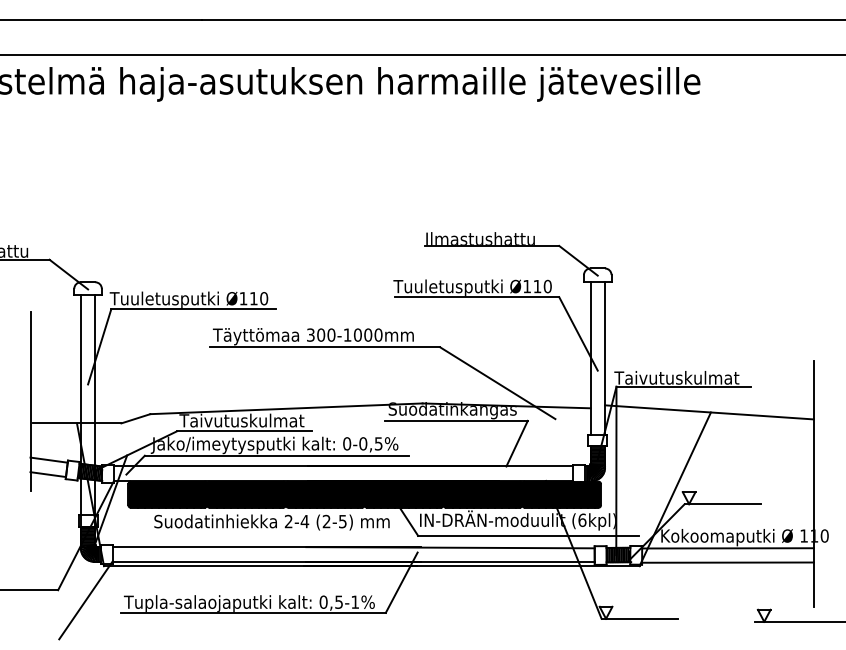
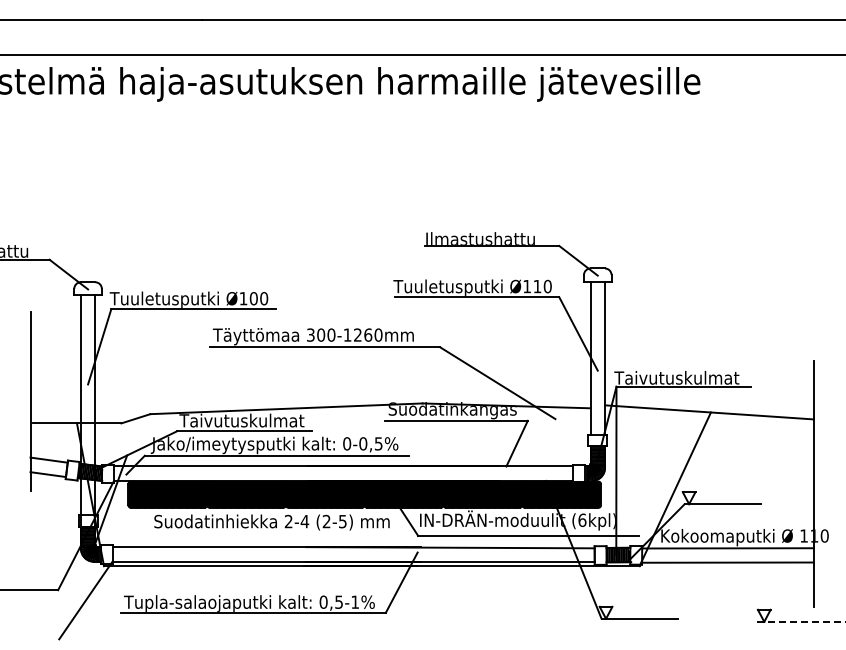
text: Ø110 -> Ø100 (253, 298)
text: 300-1000mm -> 300-1260mm (362, 334)
line: solid -> dashed (799, 621)
